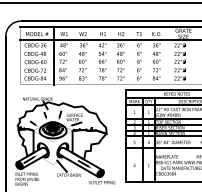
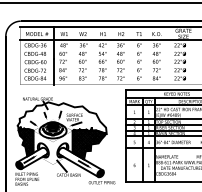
hatch: none -> present (25, 142)
hatch: none -> present (88, 144)
